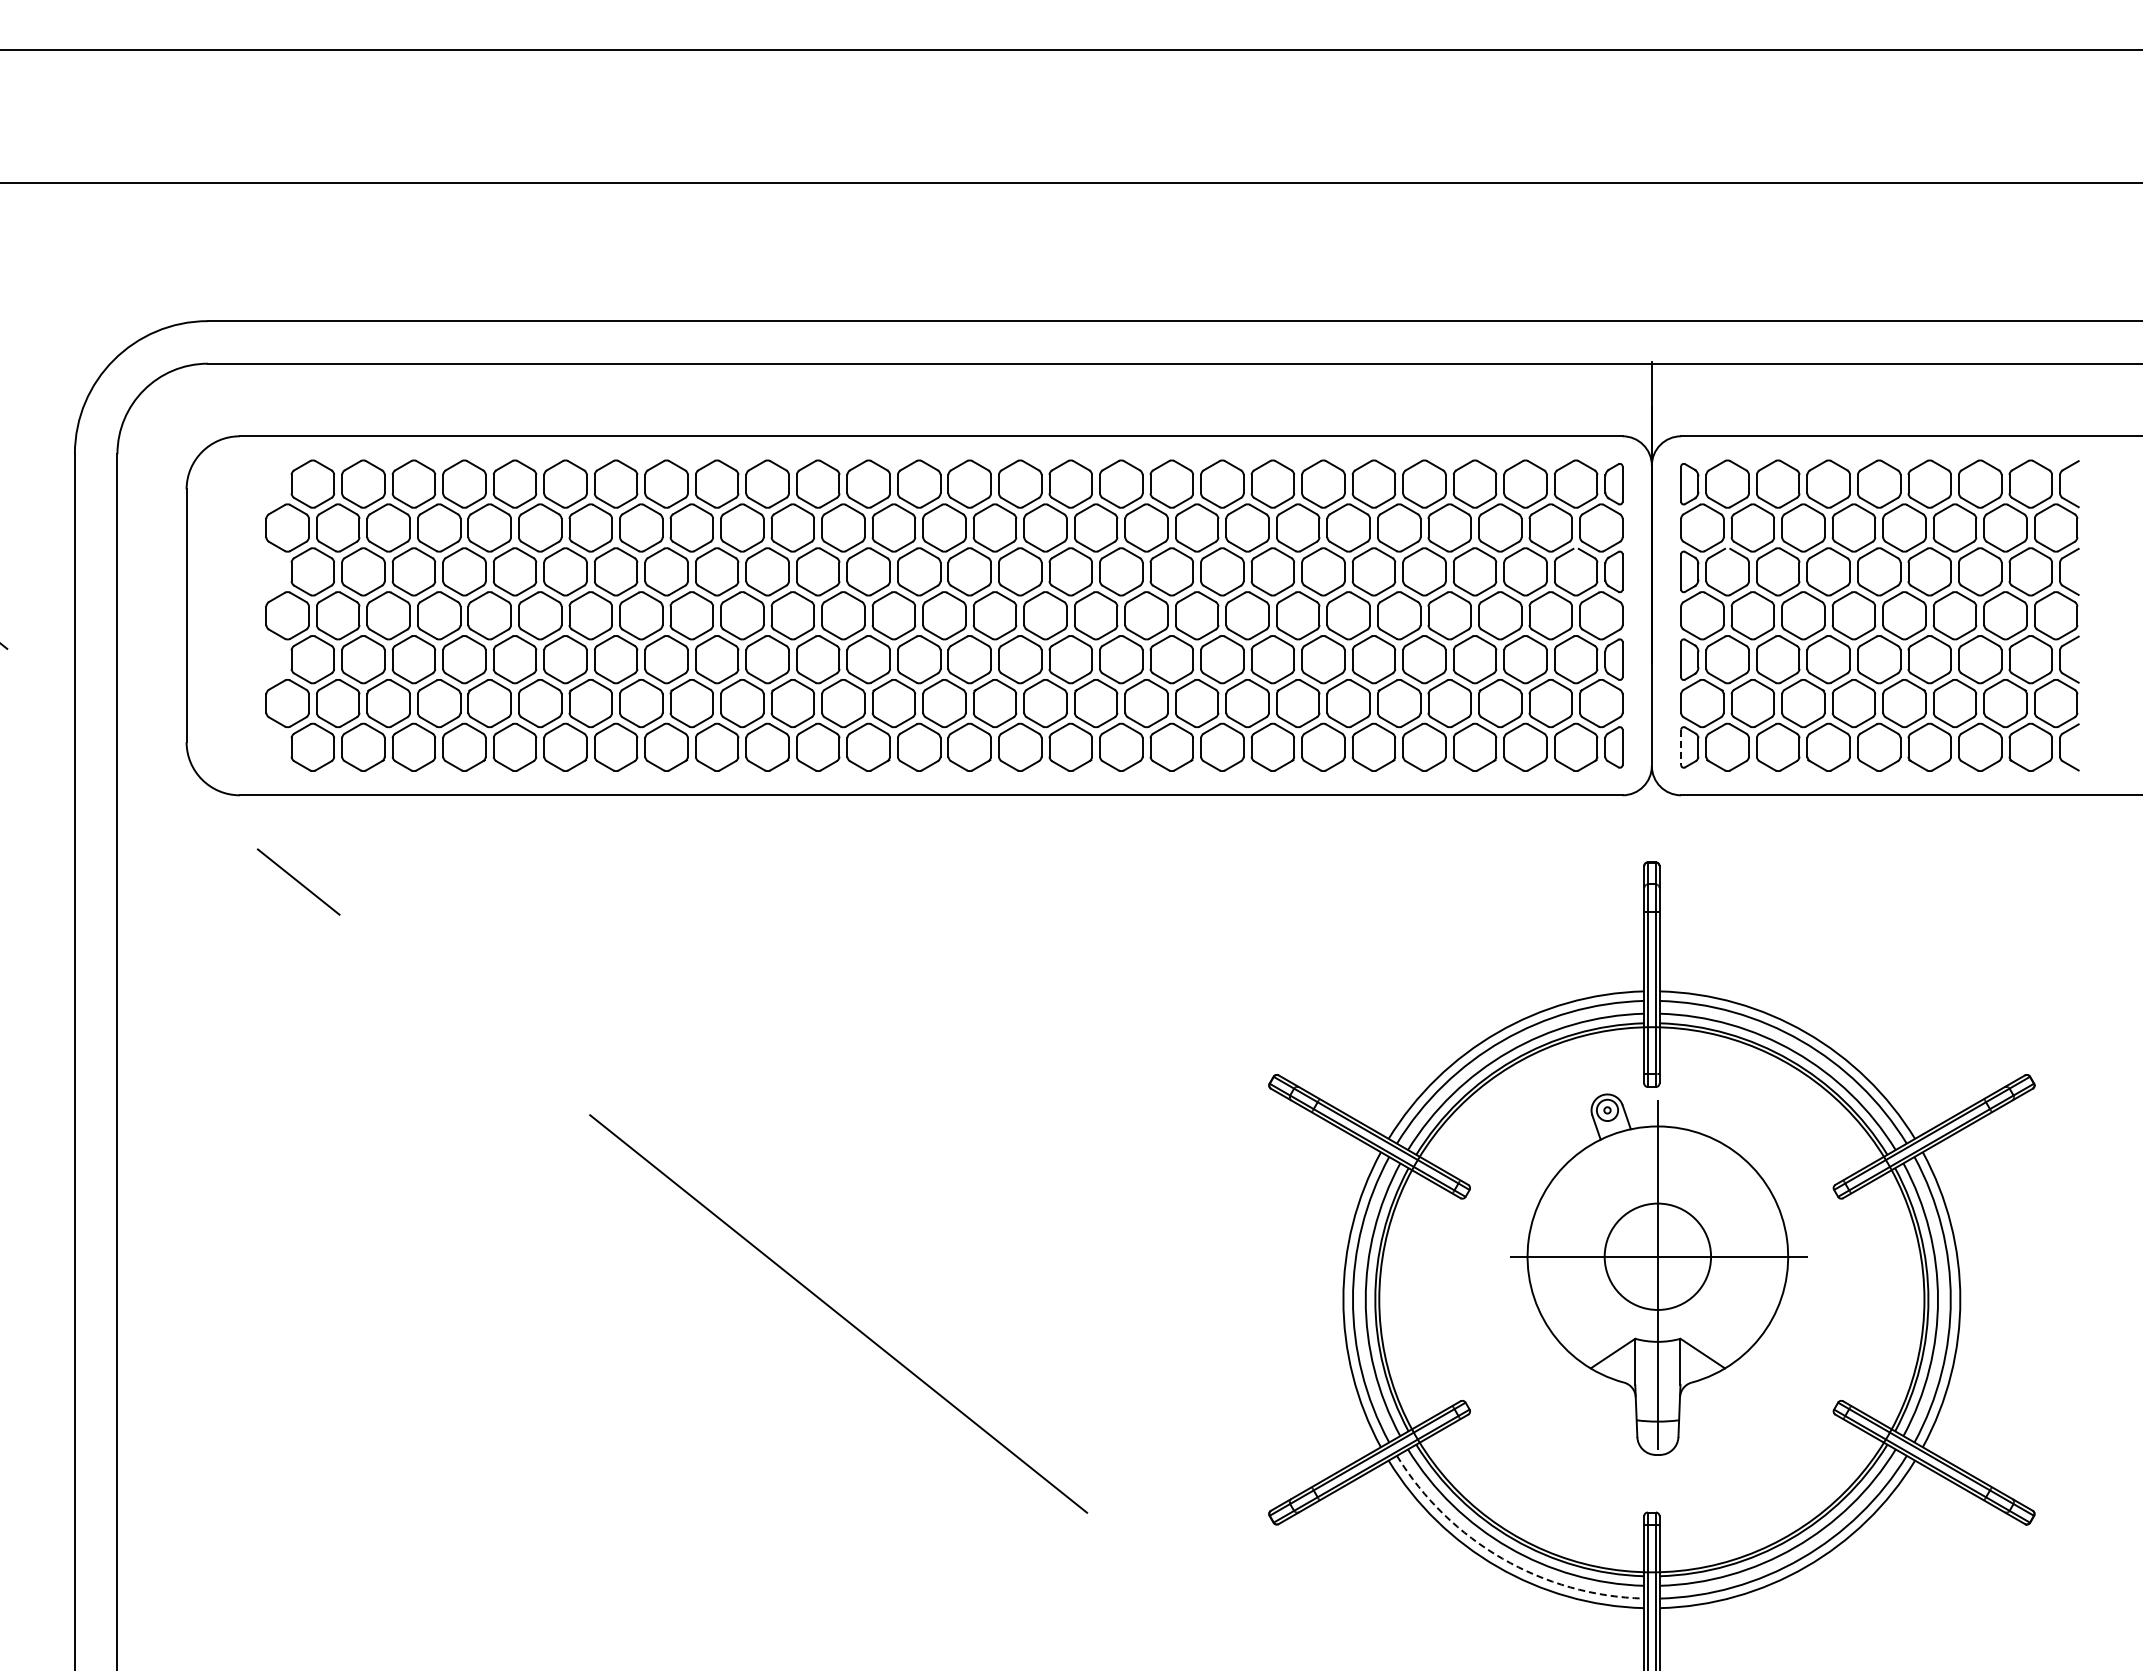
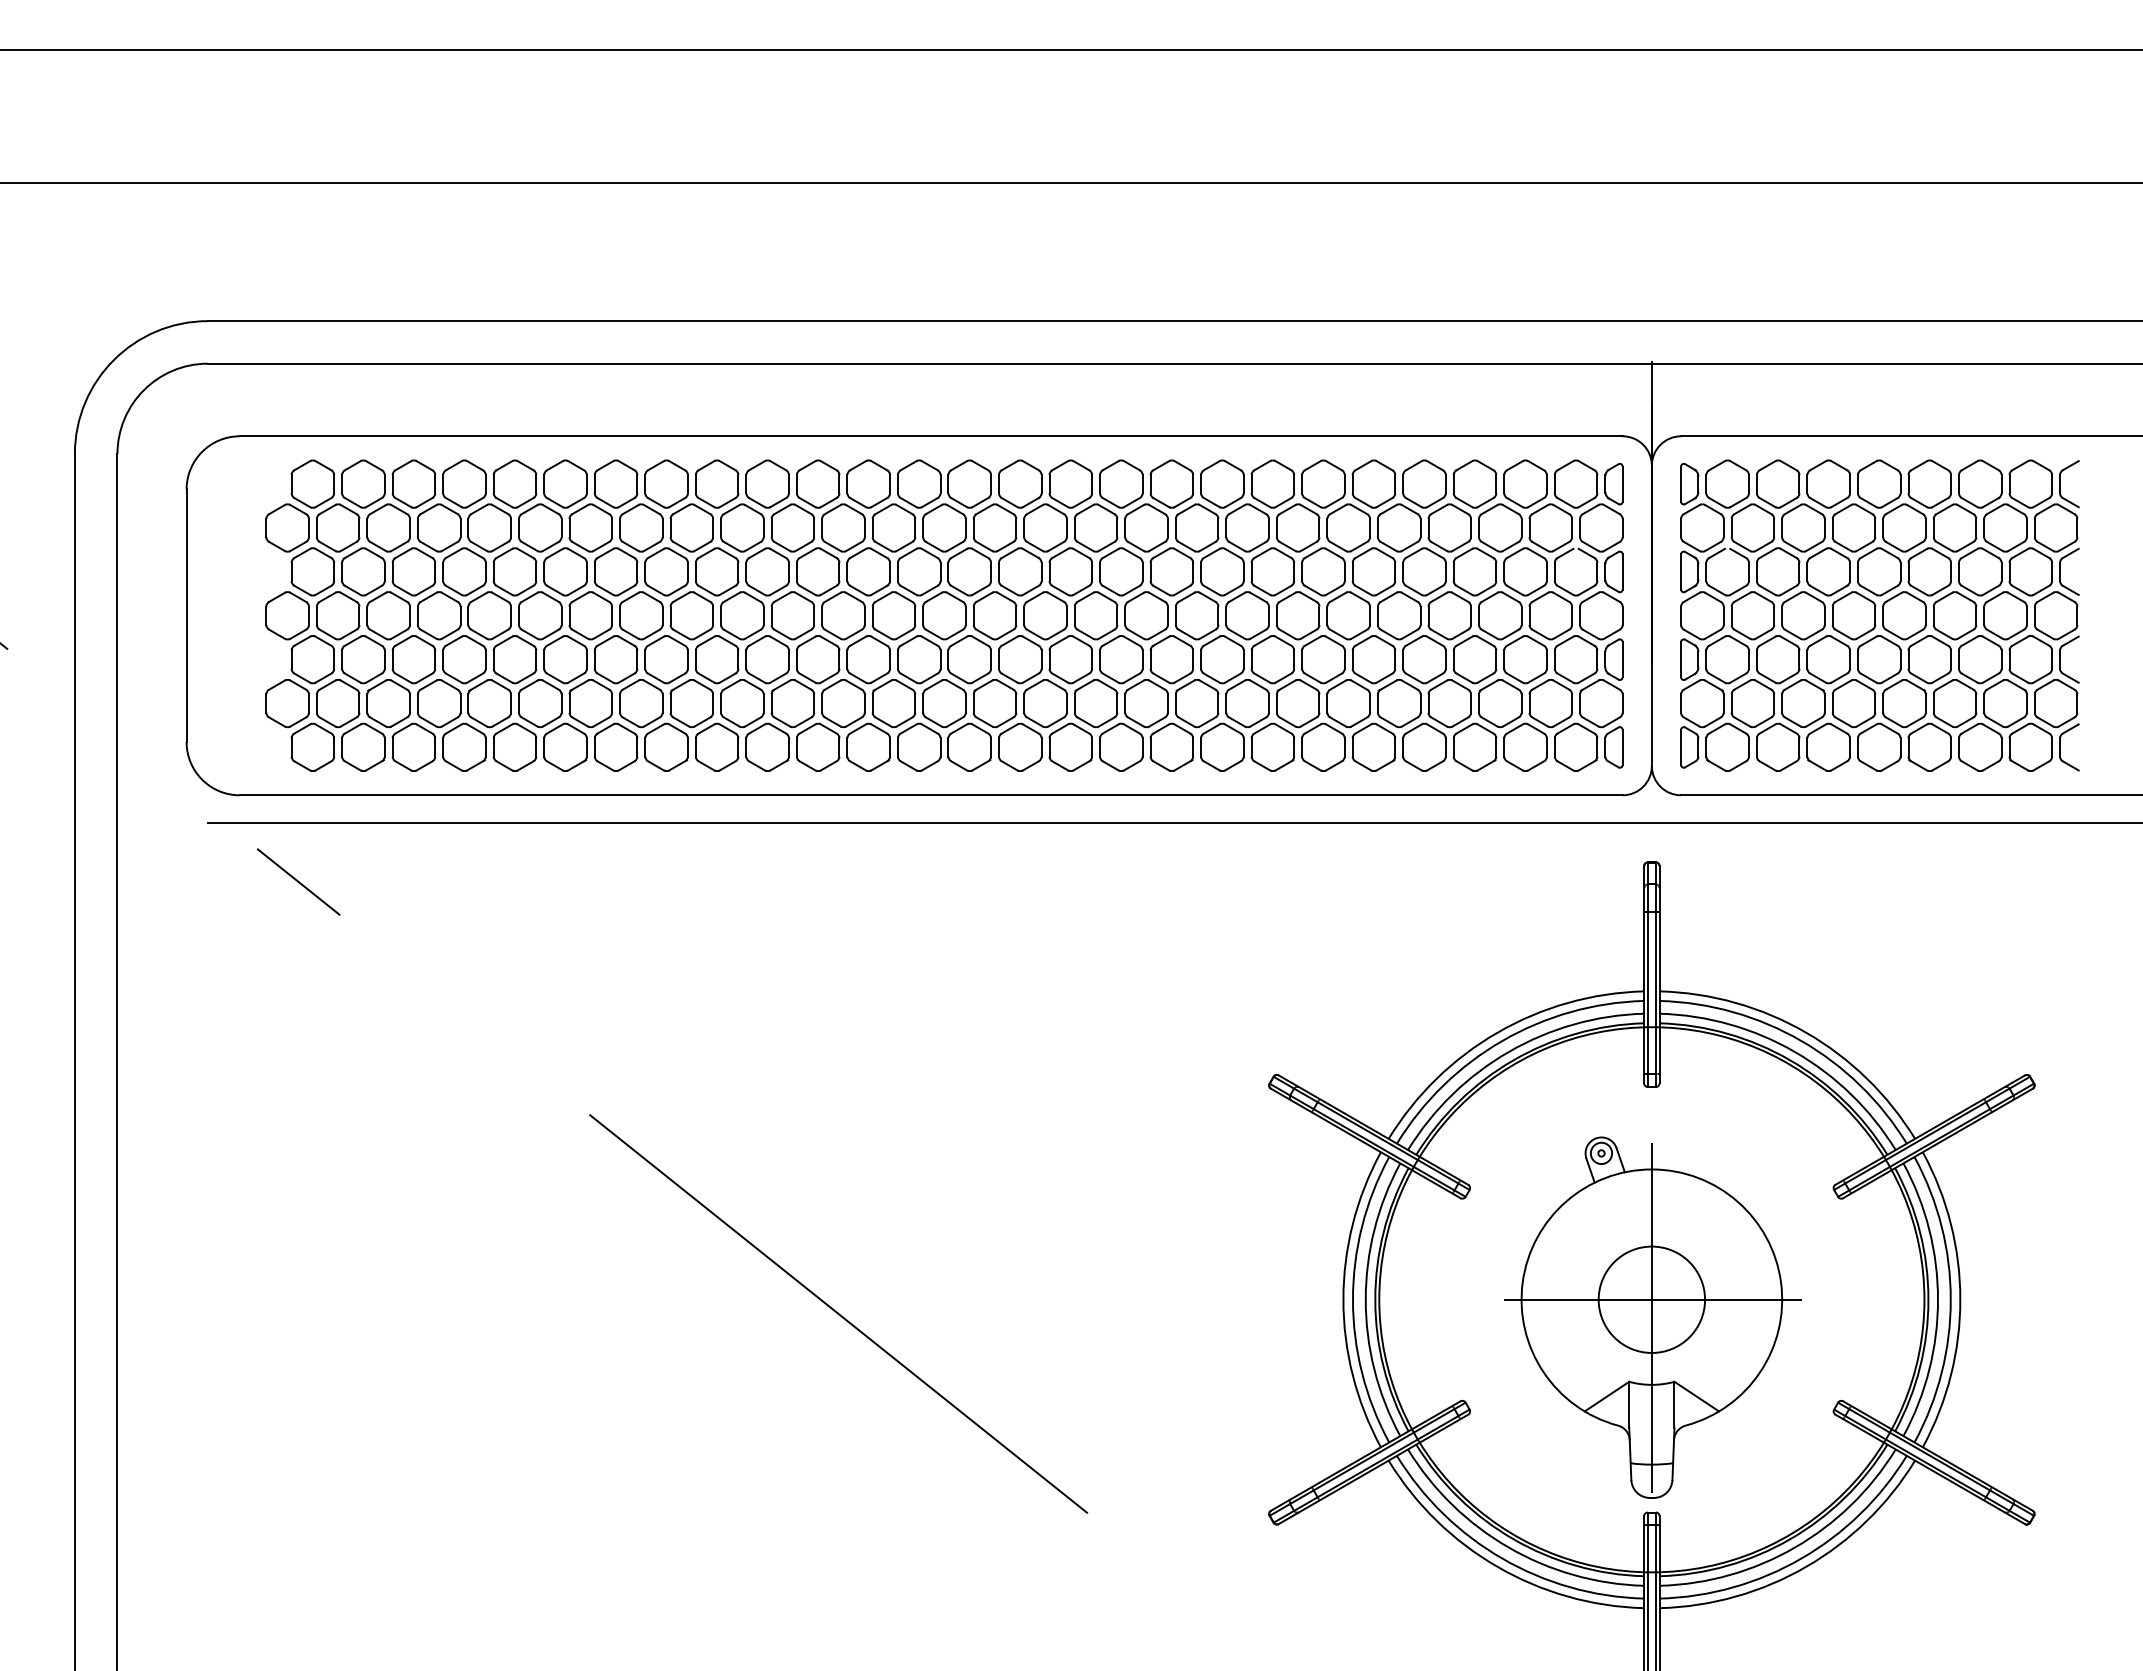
line: dashed -> solid (1681, 747)
line: none -> present (1173, 823)
part position: (1658, 1274) -> (1652, 1317) (1652, 1317)
arc: dashed -> solid (1502, 1558)
